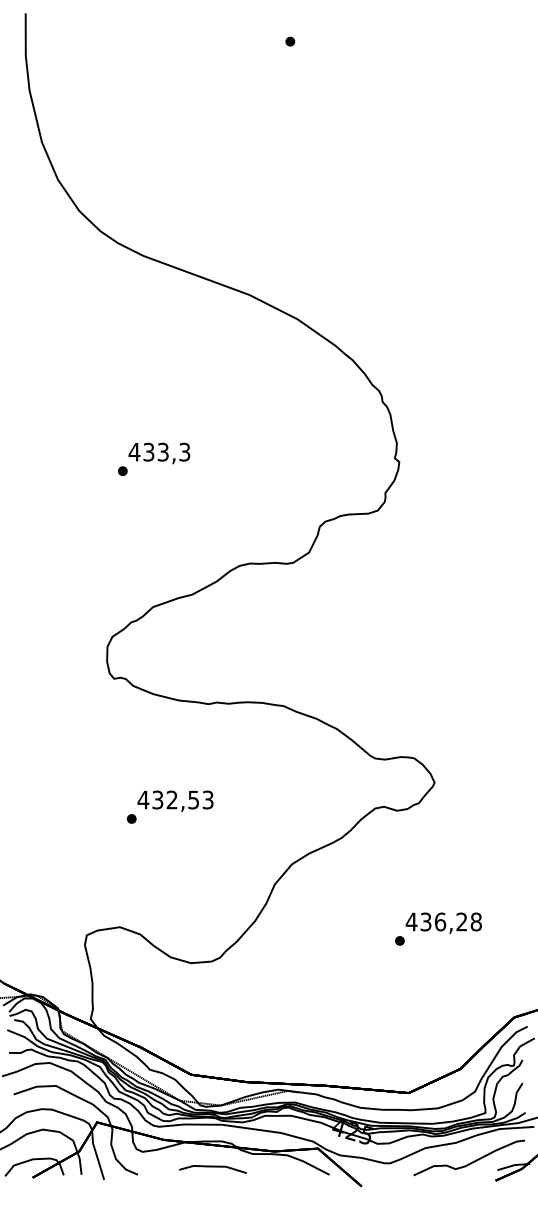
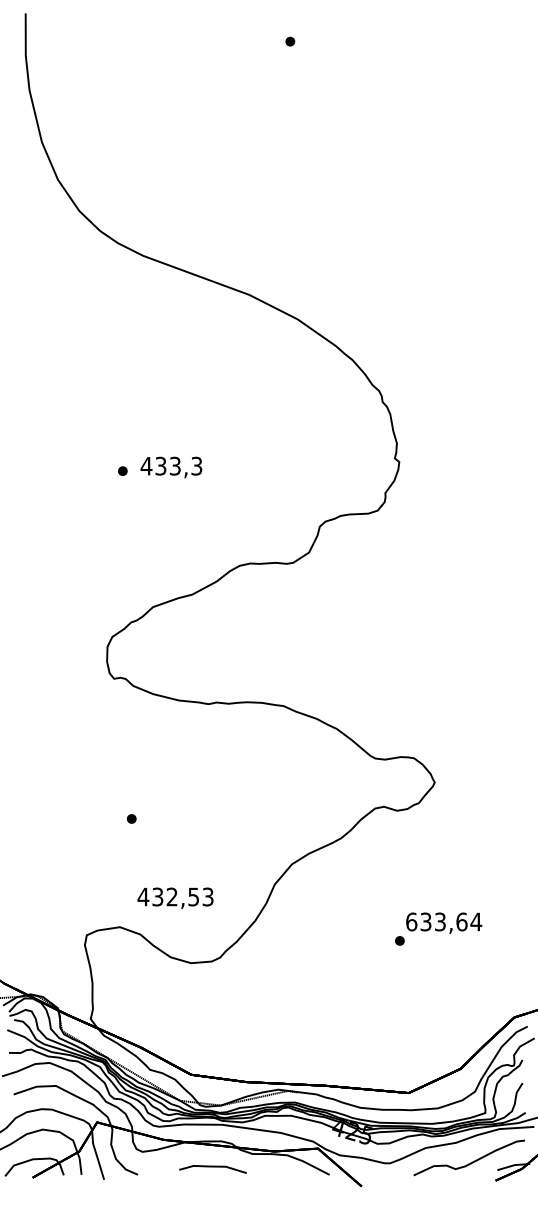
text position: (159, 453) -> (171, 467) (171, 467)
text position: (175, 800) -> (175, 897) (175, 897)
text: 436,28 -> 633,64 (443, 921)
